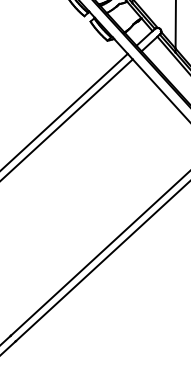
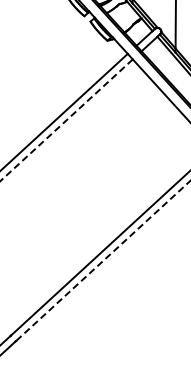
line: solid -> dashed (66, 120)
line: solid -> dashed (103, 260)
